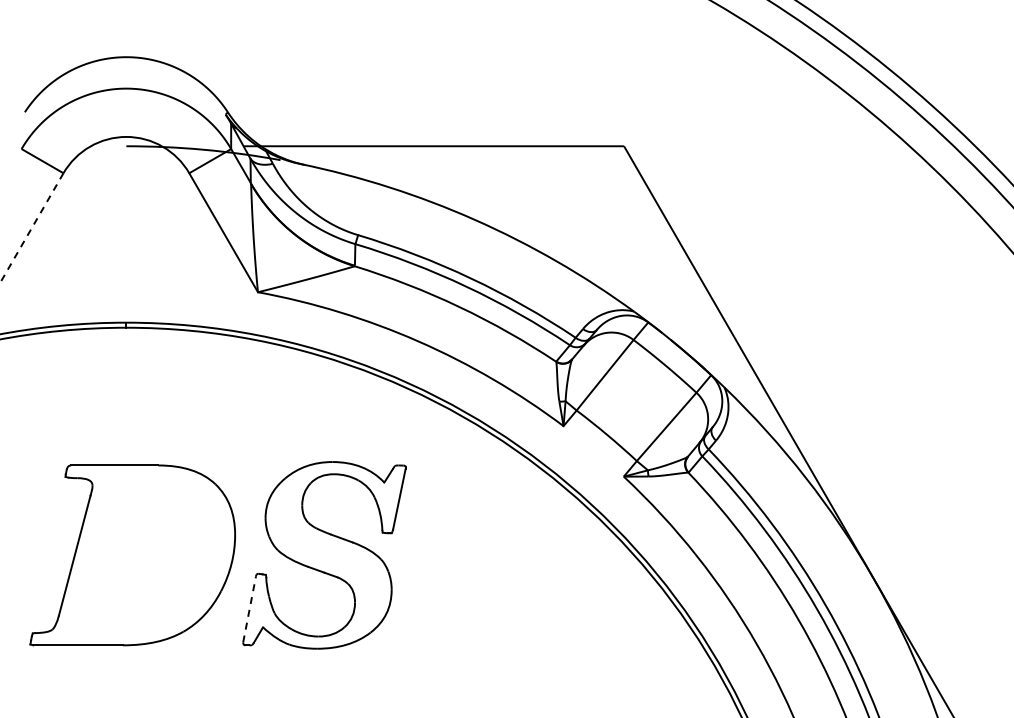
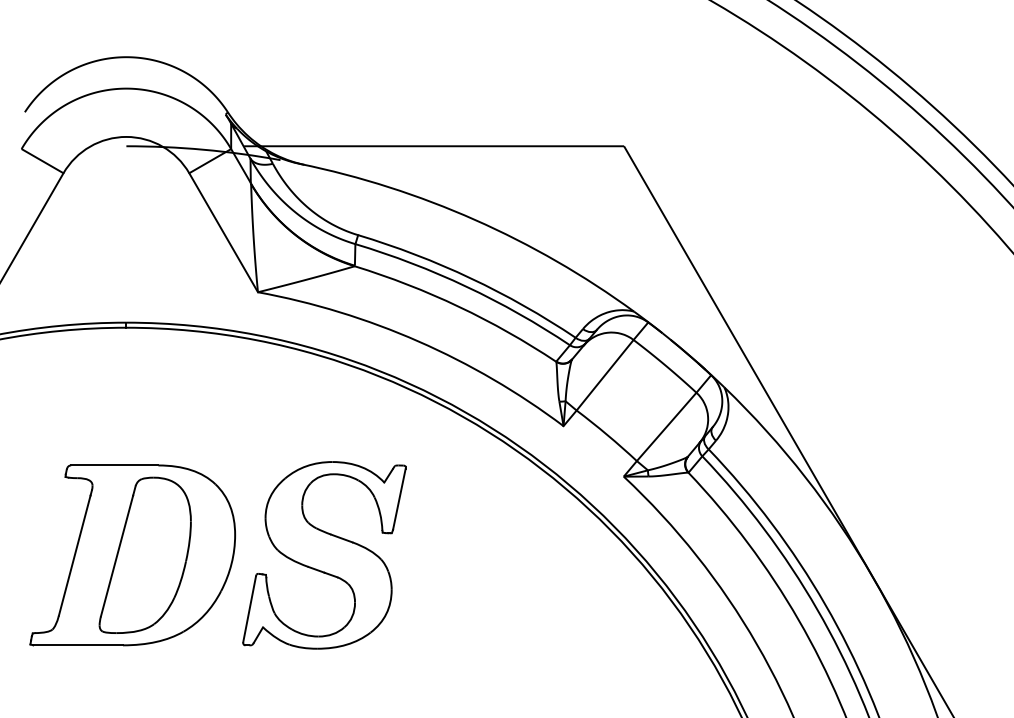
line: dashed -> solid (32, 227)
part: none -> present (144, 554)
line: dashed -> solid (249, 609)
